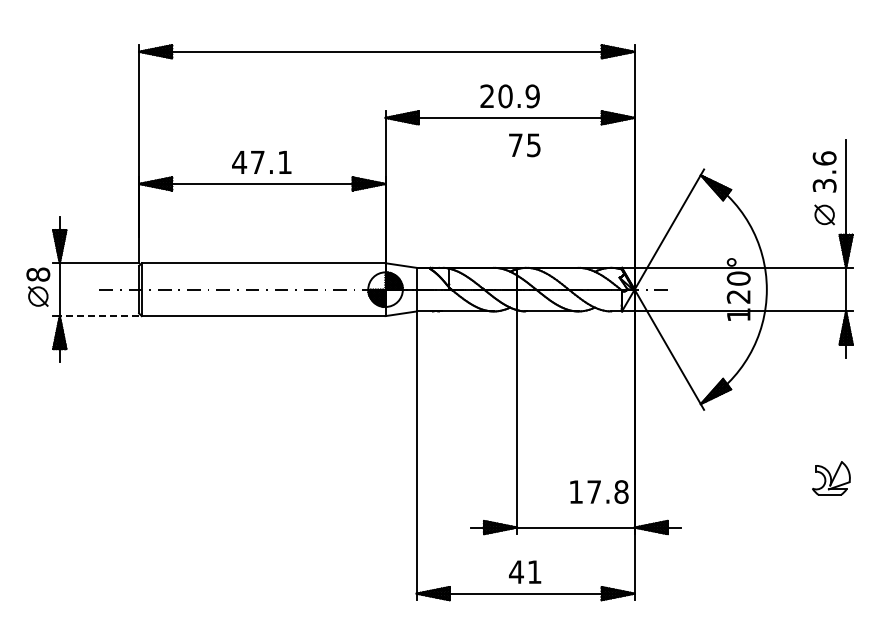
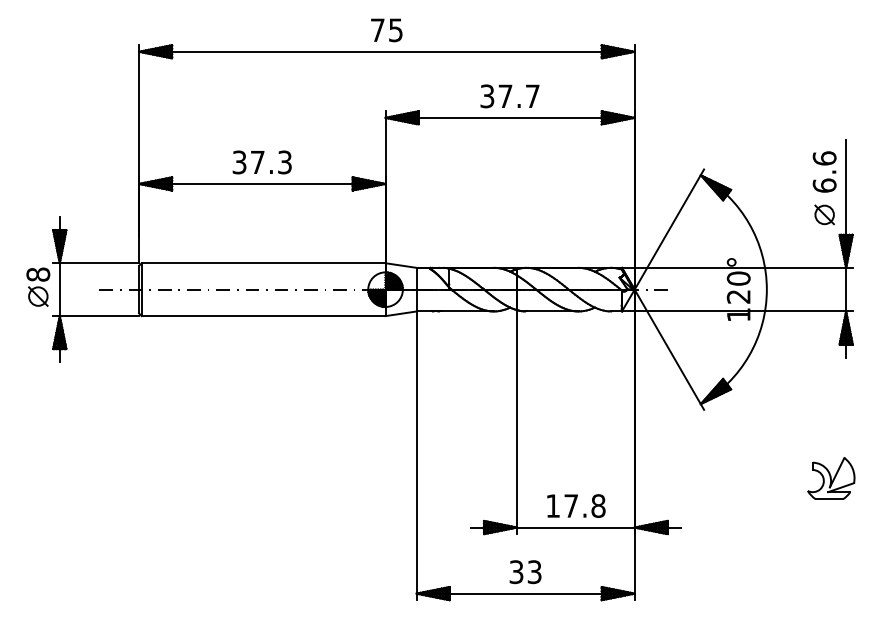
text: 20.9 -> 37.7 (509, 96)
text position: (524, 145) -> (386, 30) (386, 30)
text: 47.1 -> 37.3 (261, 162)
text: 3.6 -> 6.6 (824, 185)
line: dashed -> solid (99, 316)
part size: 39x35 px -> 49x43 px (831, 478)
text position: (599, 491) -> (576, 505) (576, 505)
text: 41 -> 33 (525, 572)
